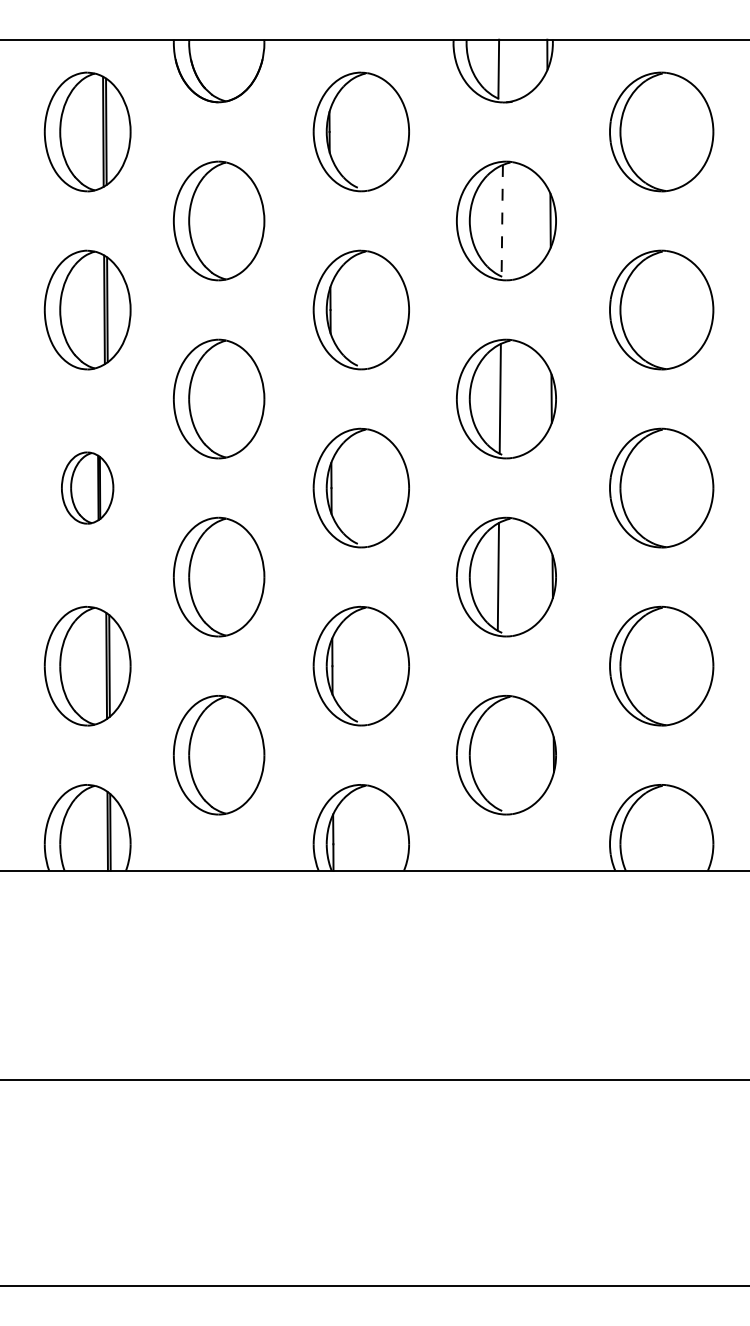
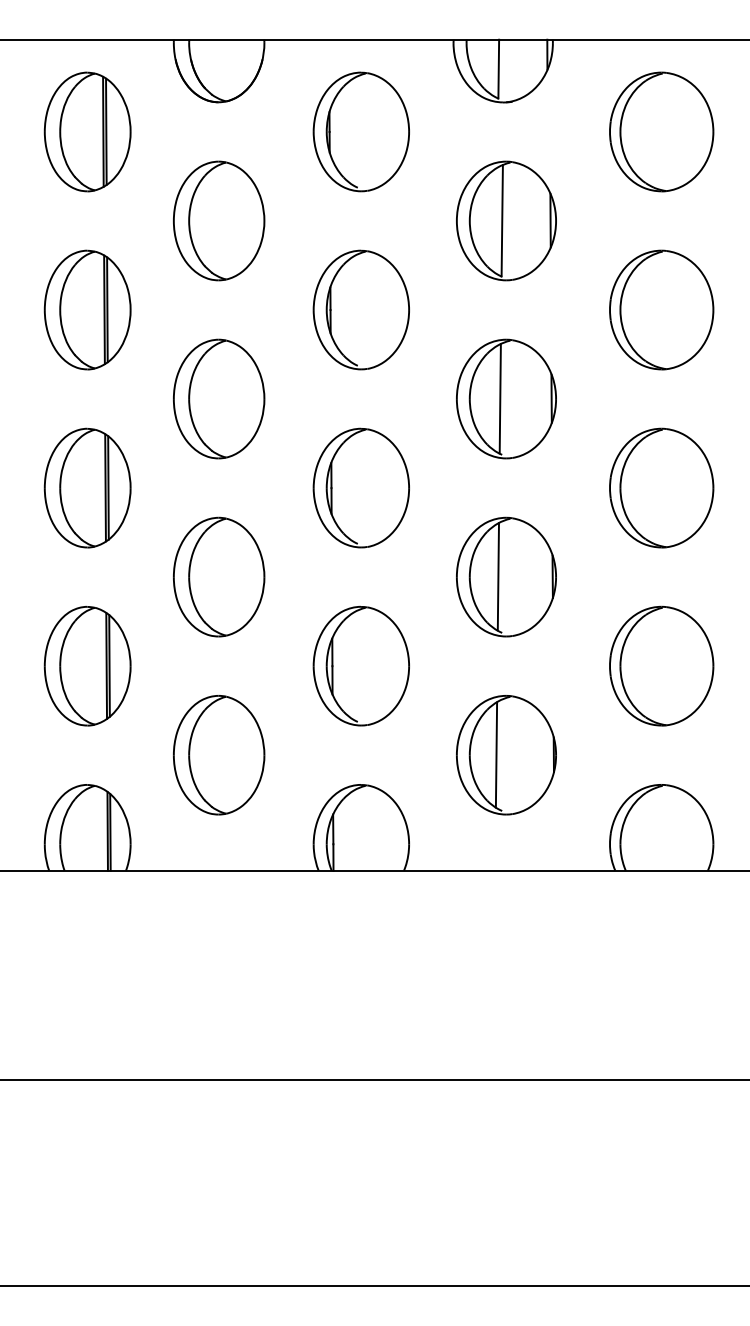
line: dashed -> solid (502, 220)
part size: 54x74 px -> 89x122 px (87, 487)
line: none -> present (496, 754)
